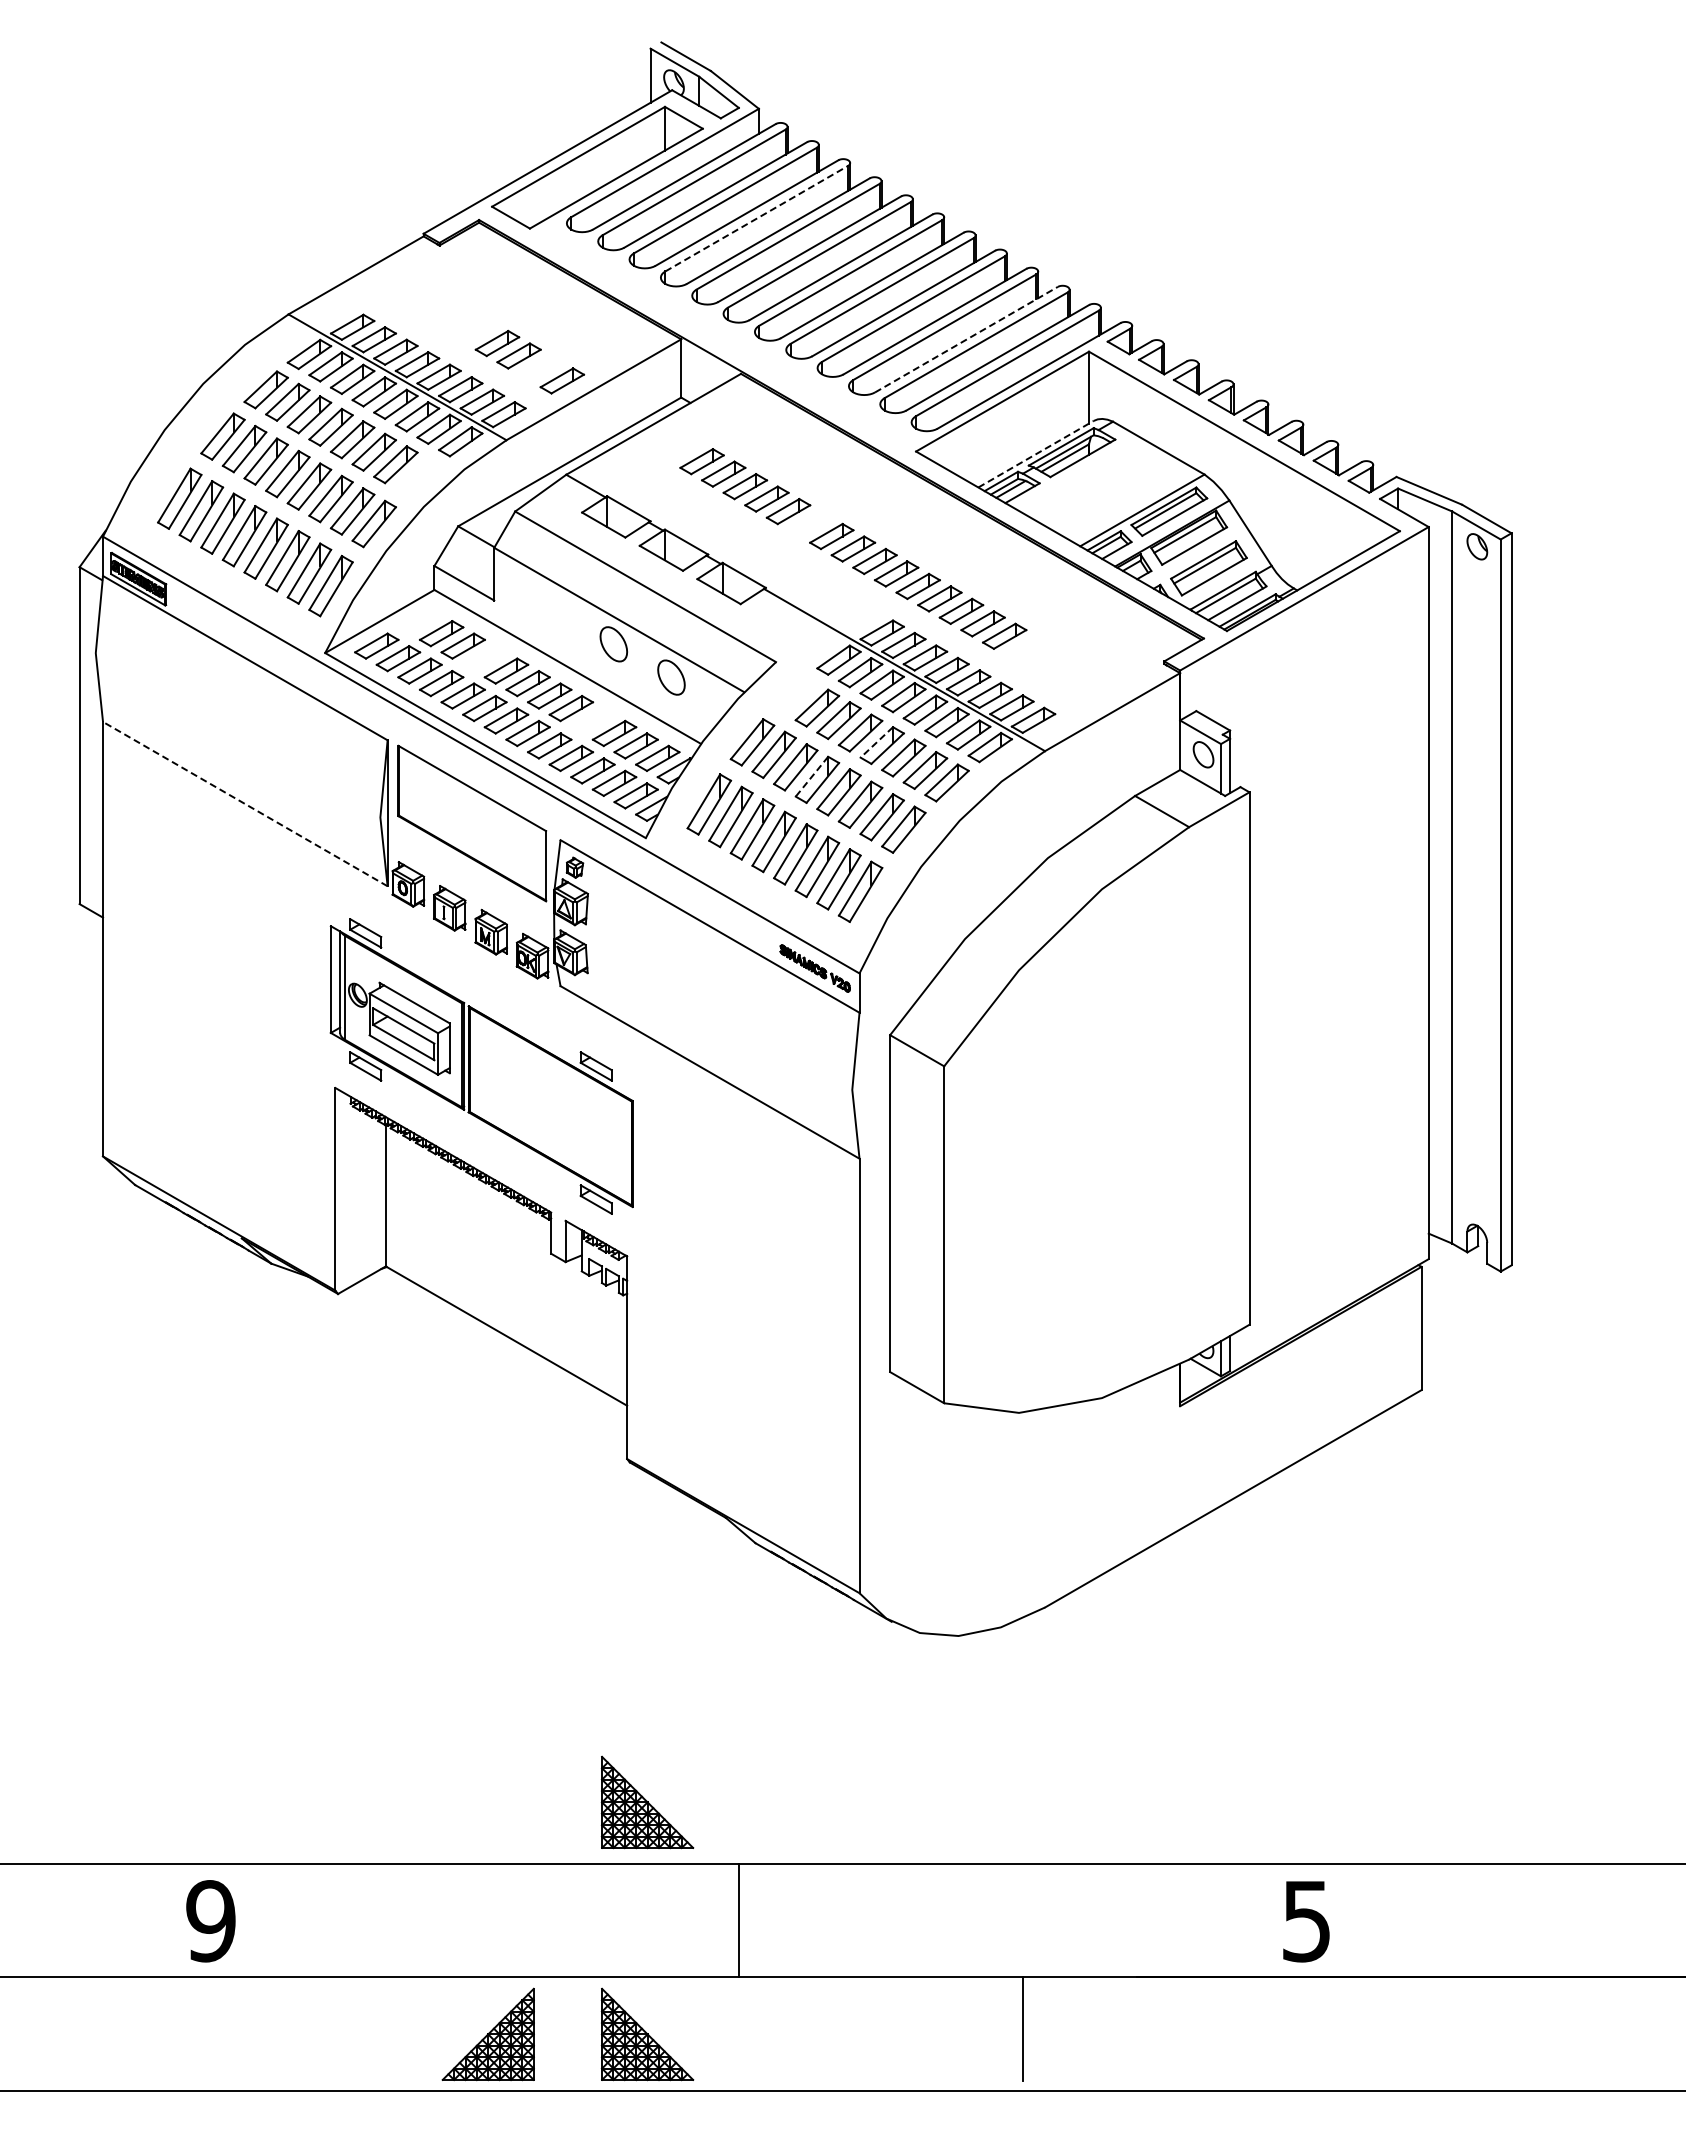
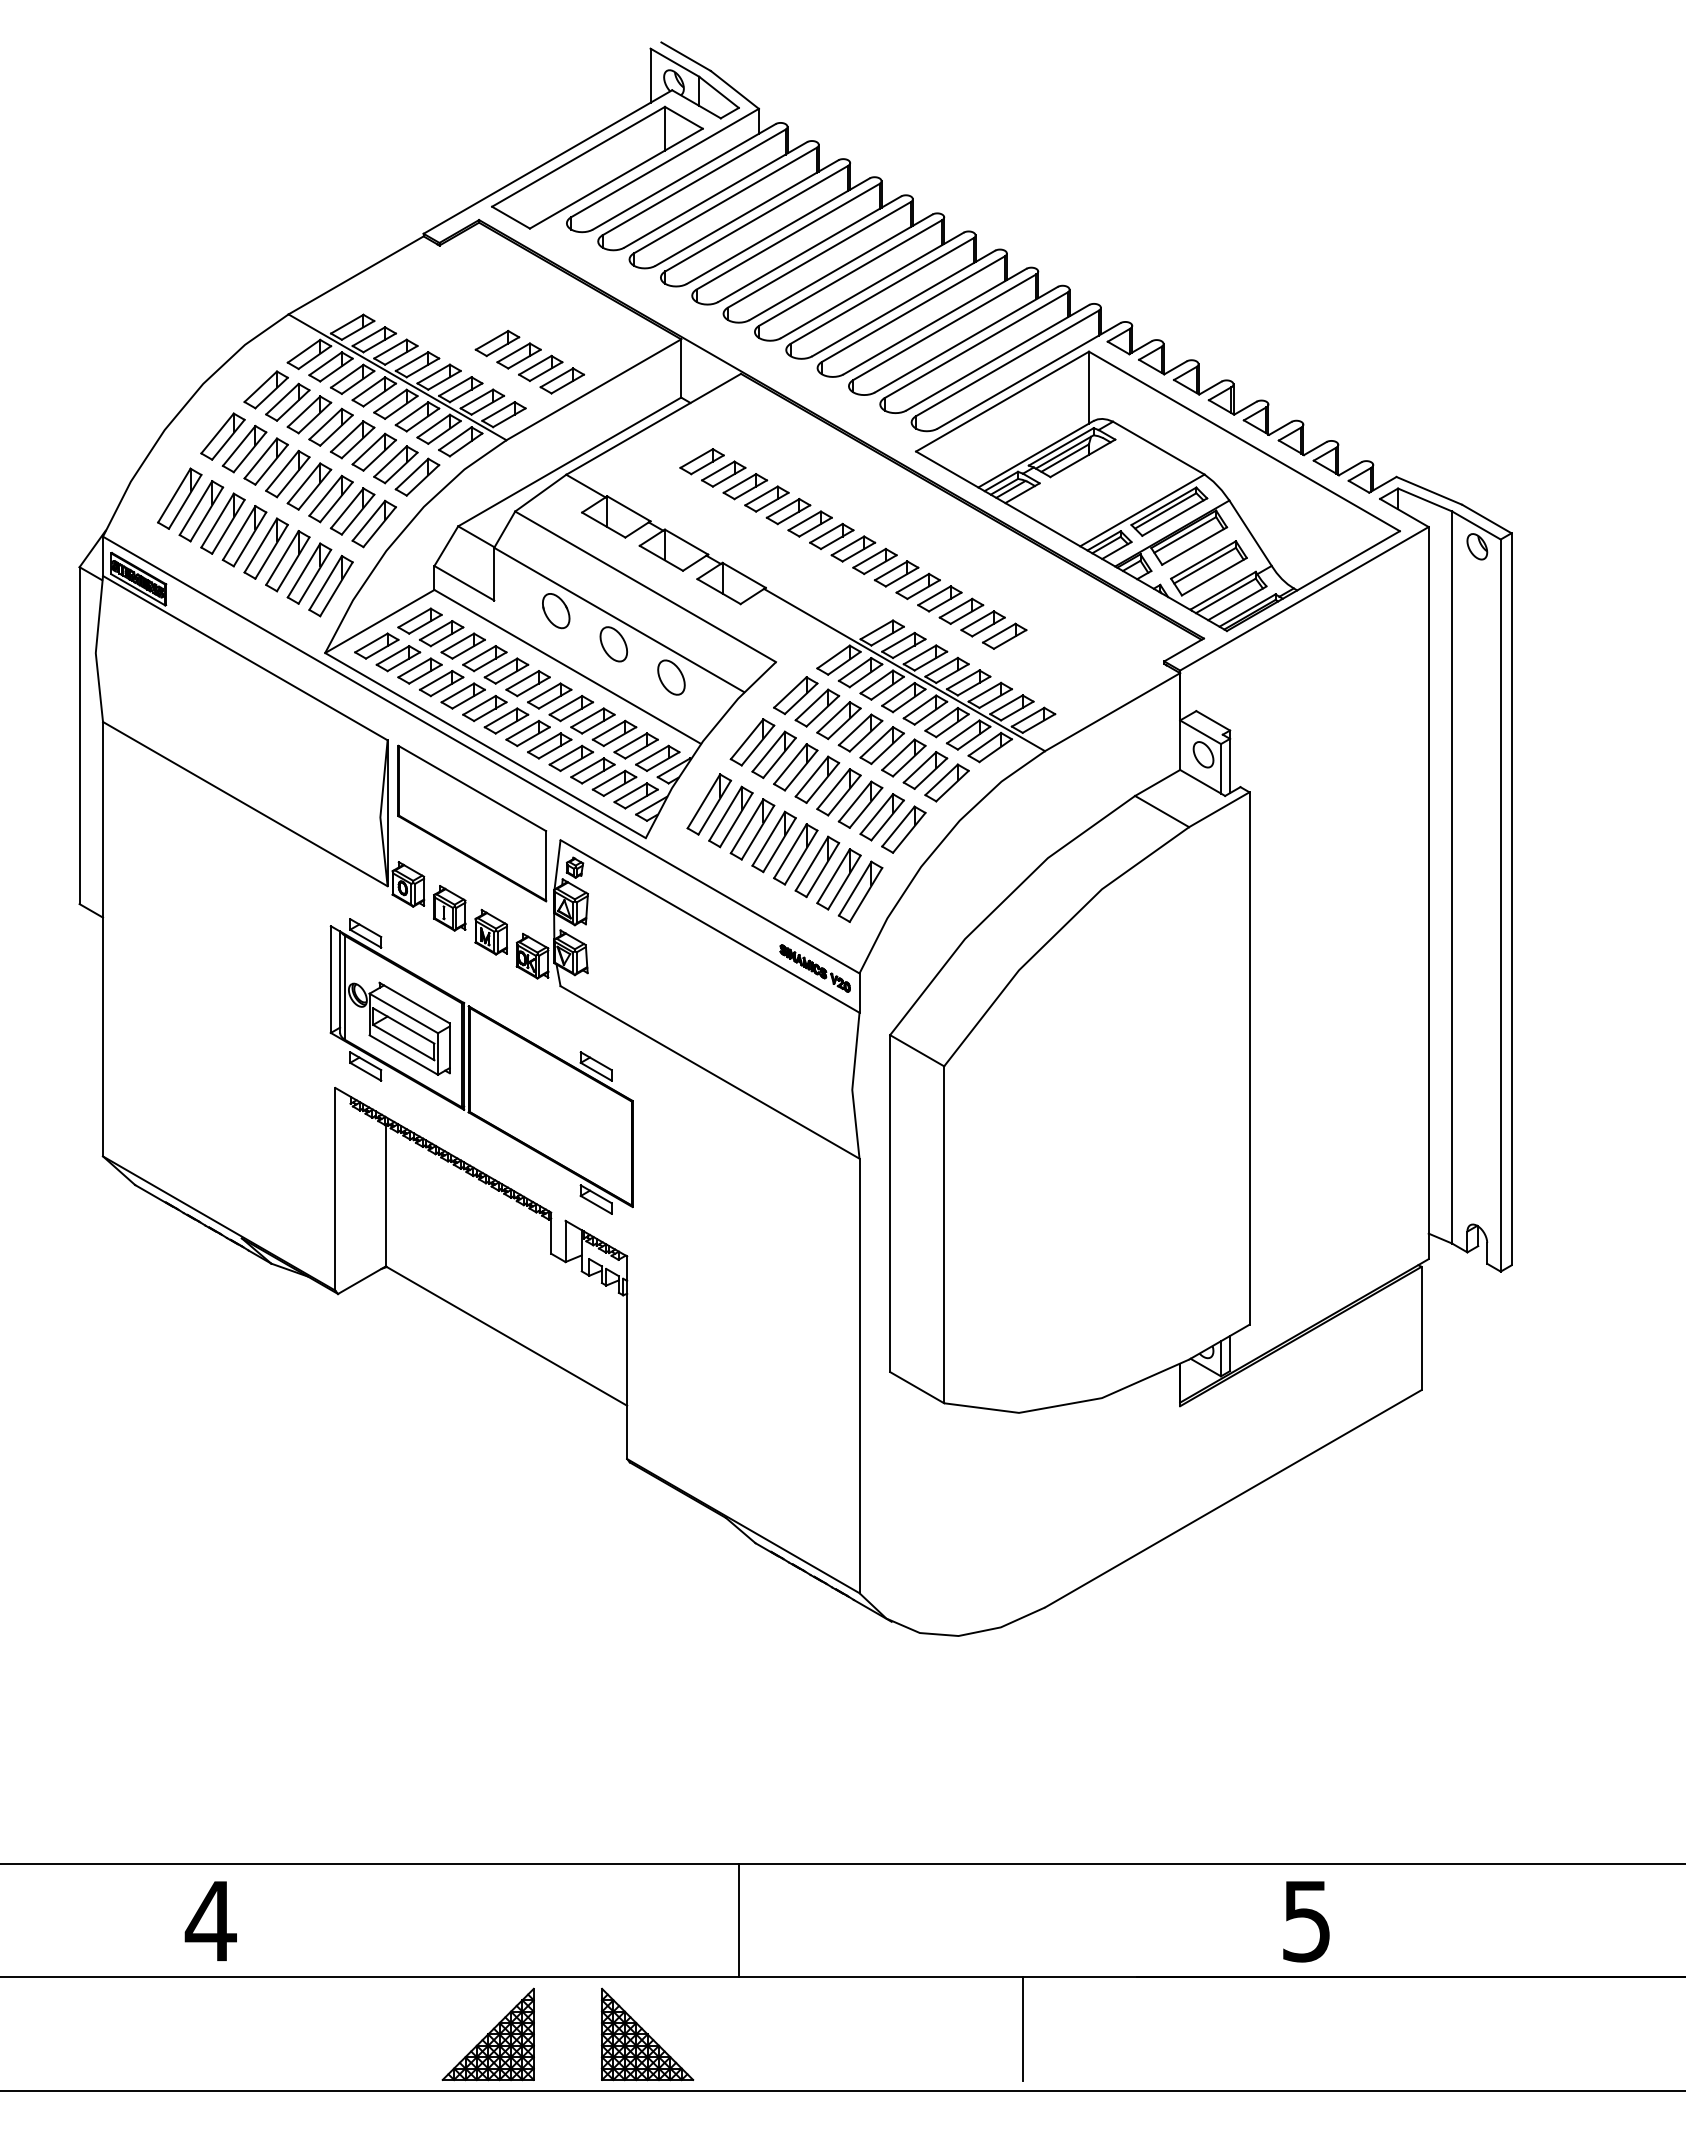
line: dashed -> solid (756, 218)
line: dashed -> solid (966, 339)
part: none -> present (540, 367)
line: dashed -> solid (1036, 454)
part: none -> present (417, 476)
part: none -> present (809, 523)
part: none -> present (556, 611)
part: none -> present (419, 620)
part: none -> present (484, 658)
part: none -> present (795, 695)
part: none -> present (592, 720)
line: dashed -> solid (876, 742)
line: dashed -> solid (811, 776)
line: dashed -> solid (244, 803)
part: present -> none (647, 1802)
text: 9 -> 4 (210, 1921)
